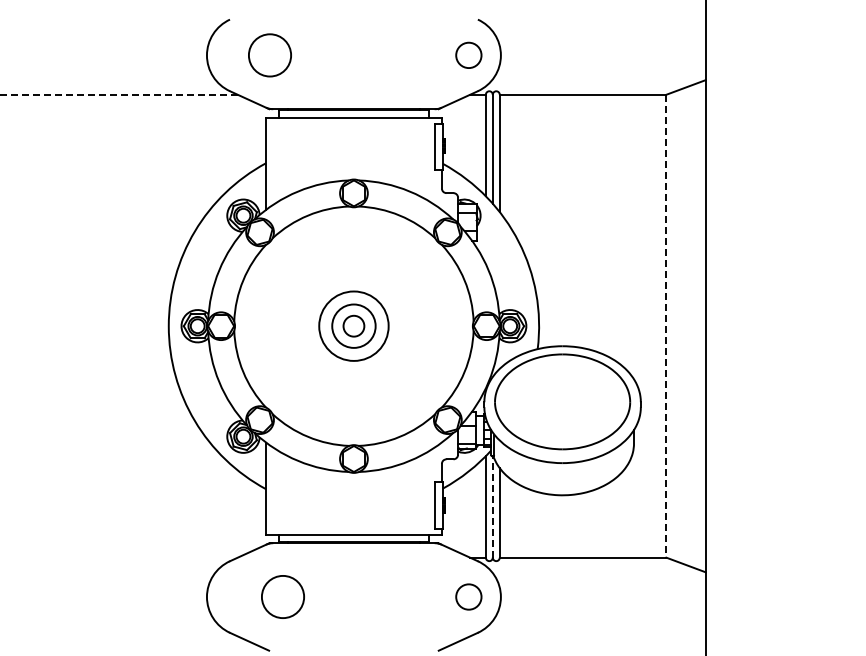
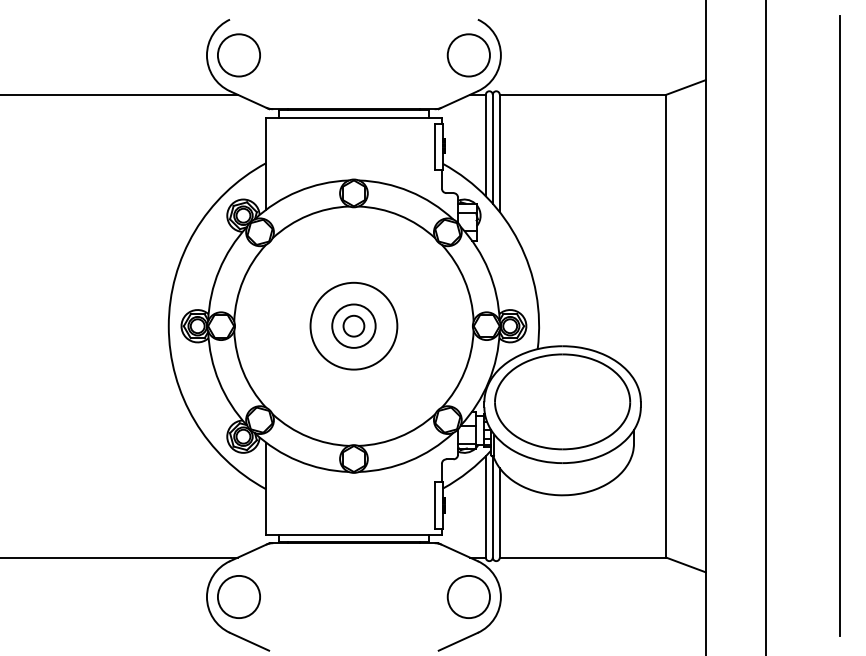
circle position: (269, 55) -> (238, 55) (238, 55)
circle diameter: 25 px -> 42 px (468, 55)
line: dashed -> solid (119, 94)
circle diameter: 69 px -> 87 px (353, 325)
line: dashed -> solid (666, 326)
line: none -> present (840, 326)
line: none -> present (765, 327)
line: dashed -> solid (492, 507)
line: none -> present (119, 557)
circle position: (282, 596) -> (238, 596) (238, 596)
circle diameter: 25 px -> 42 px (468, 596)
